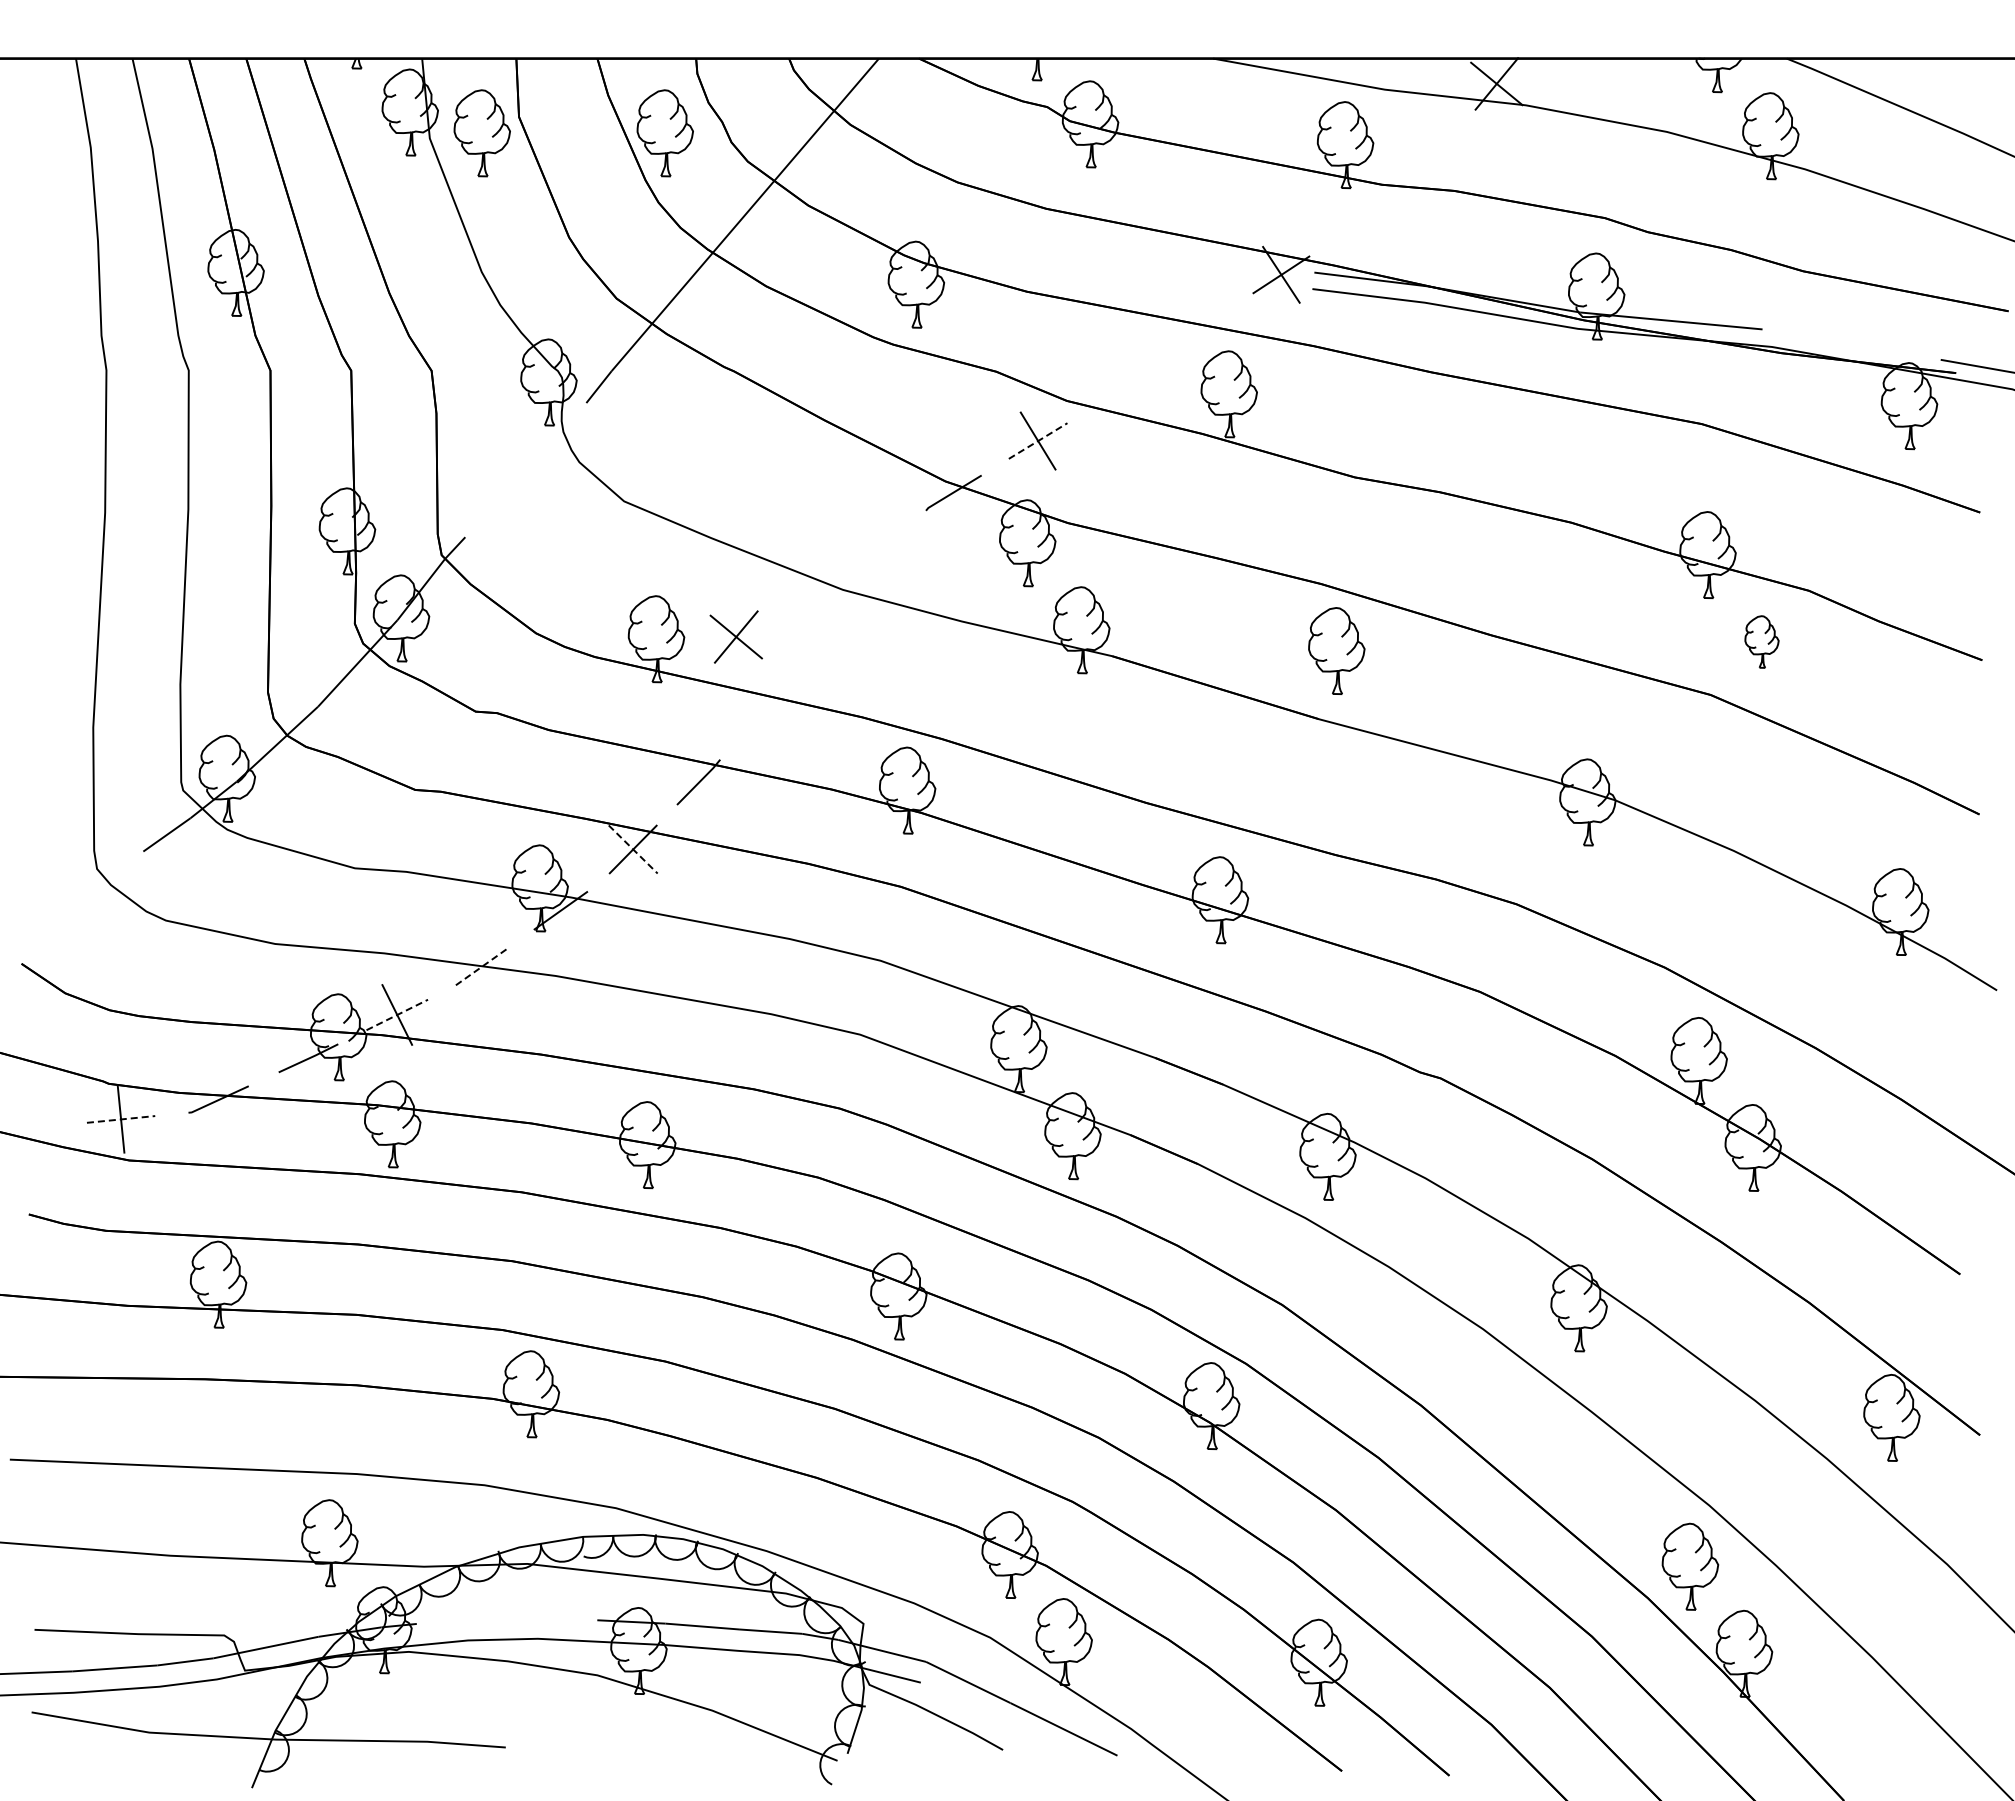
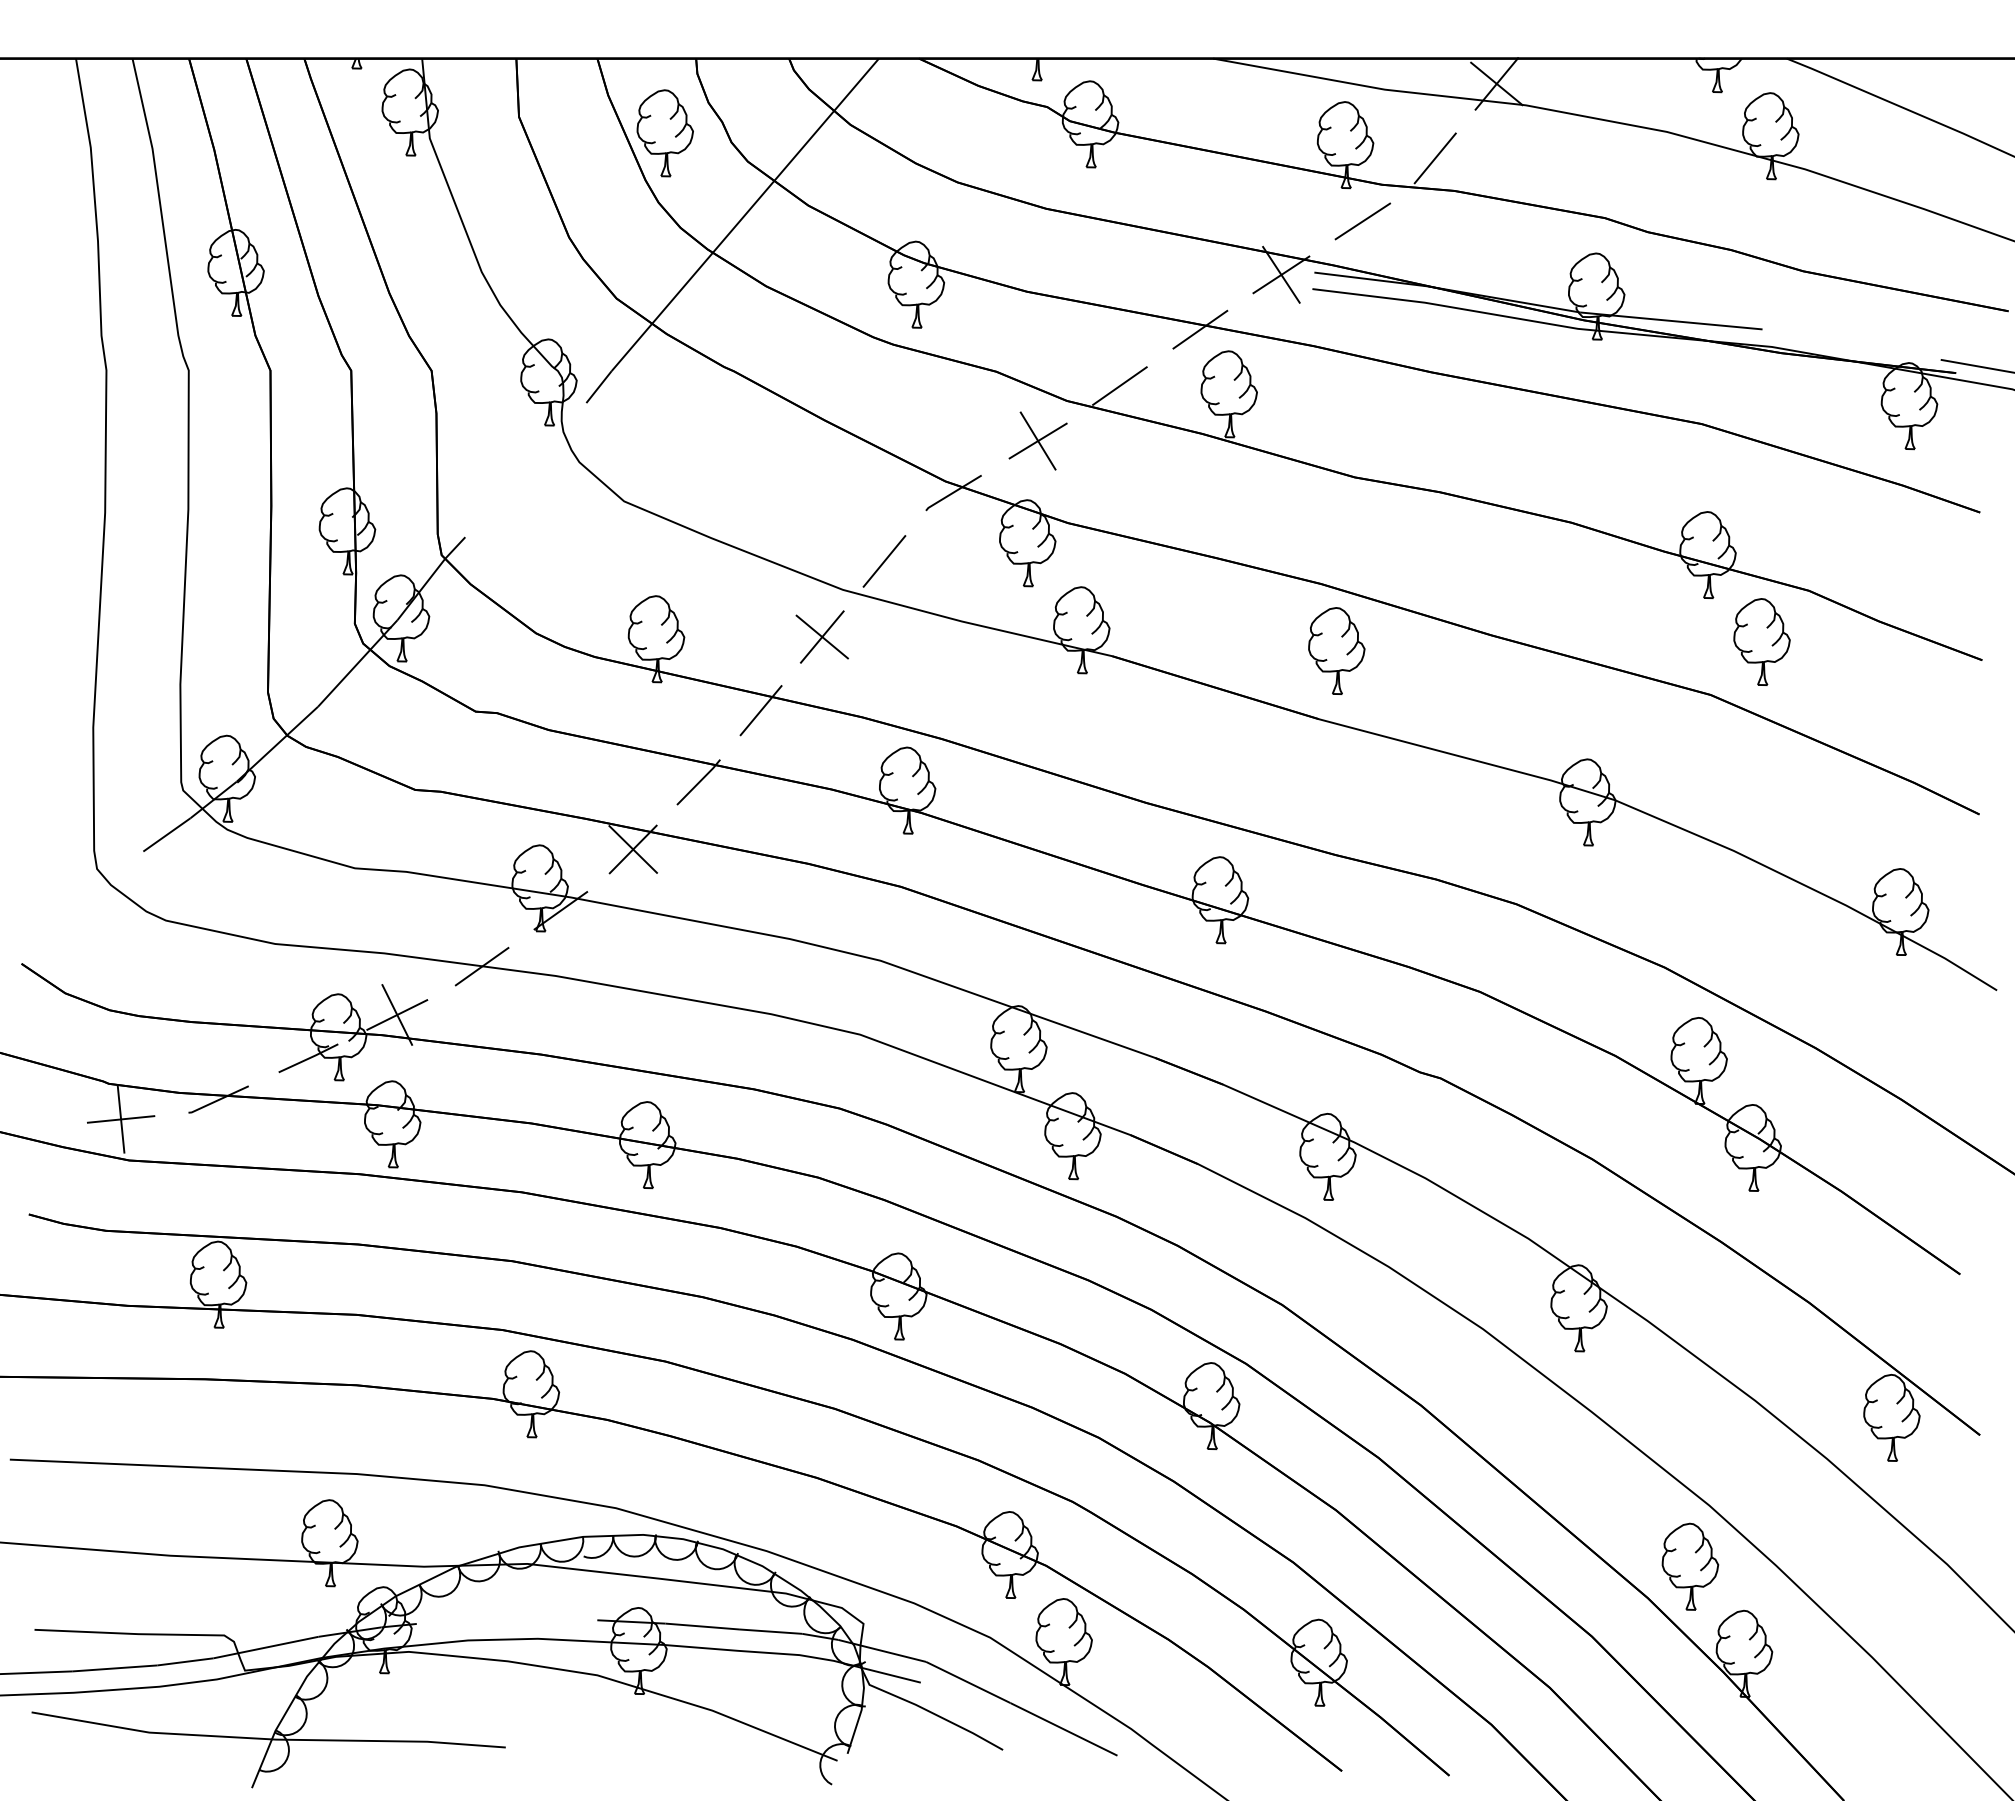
part: present -> none (481, 133)
line: none -> present (1434, 158)
line: none -> present (1362, 221)
line: none -> present (1200, 329)
line: none -> present (1119, 385)
line: dashed -> solid (1038, 441)
line: none -> present (884, 561)
part position: (735, 636) -> (821, 636) (821, 636)
part size: 36x54 px -> 58x88 px (1761, 641)
line: none -> present (760, 710)
line: dashed -> solid (633, 849)
line: dashed -> solid (482, 966)
line: dashed -> solid (397, 1014)
line: dashed -> solid (121, 1119)
